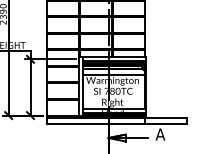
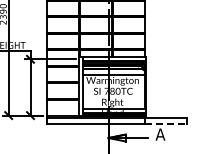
line: solid -> dashed (165, 123)
